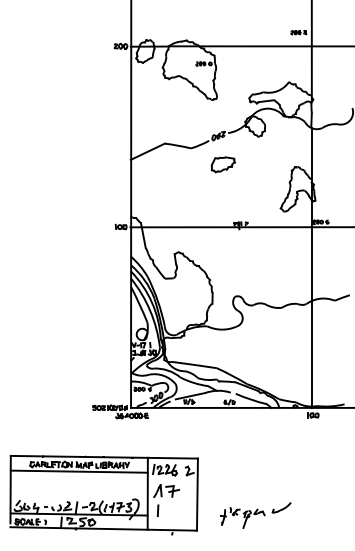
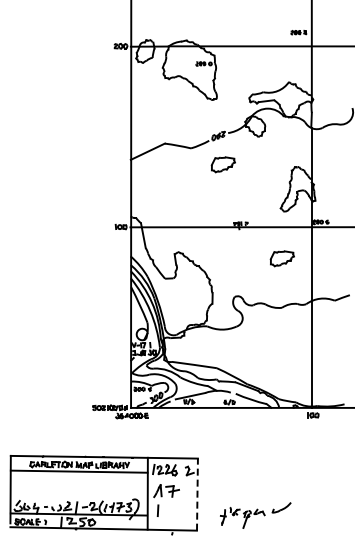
part: none -> present (281, 258)
line: solid -> dashed (197, 494)
